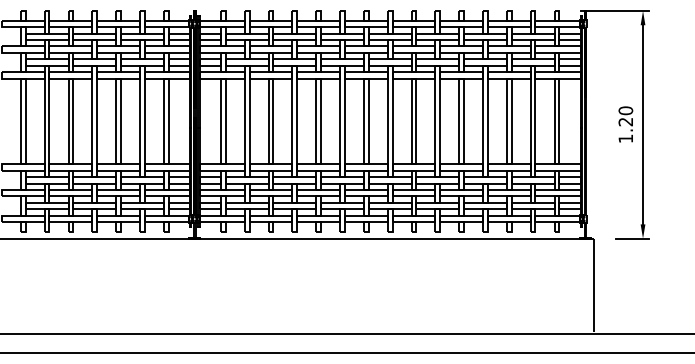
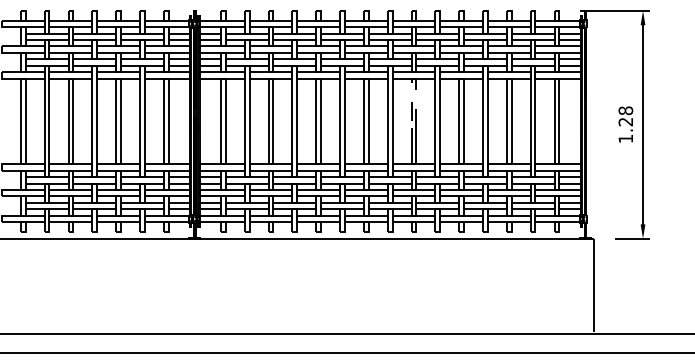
line: solid -> dashed (413, 79)
text: 1.20 -> 1.28 (625, 110)
